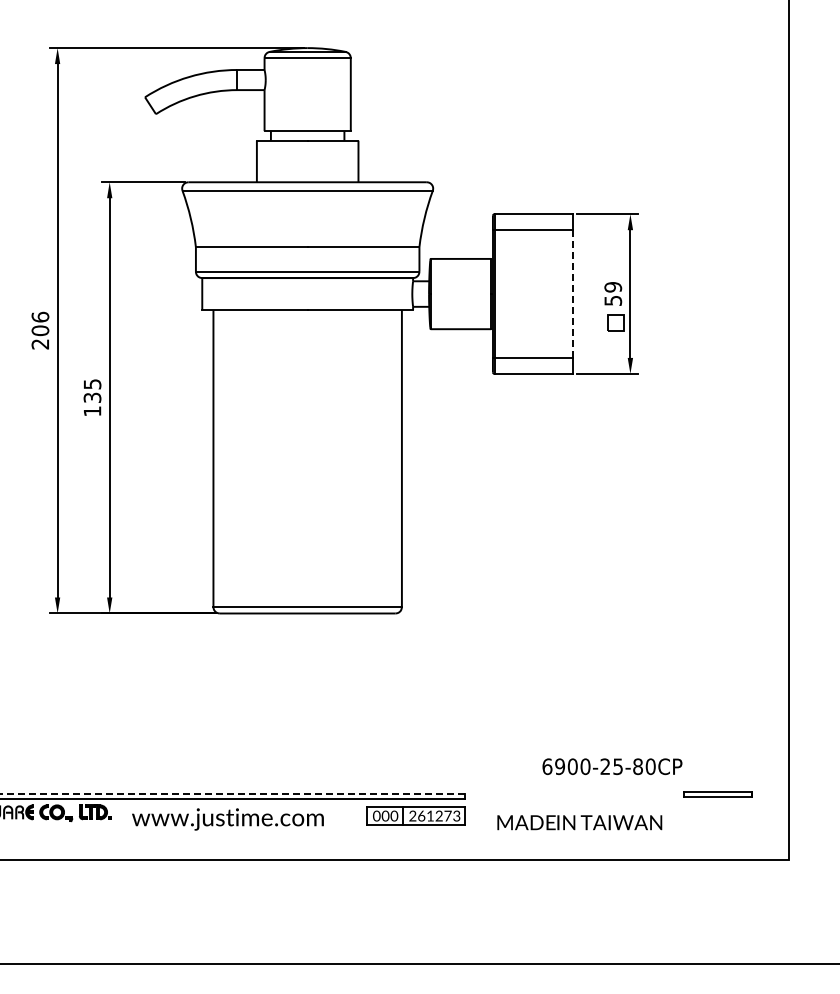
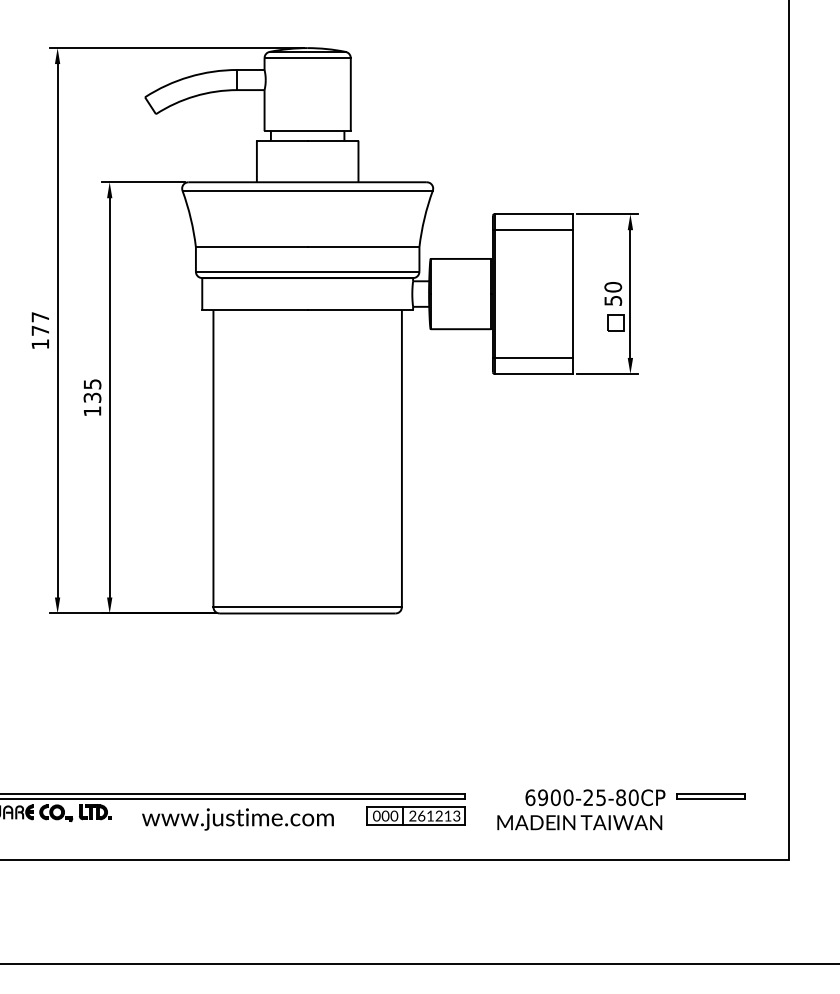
text: 59 -> 50 (613, 287)
line: dashed -> solid (572, 294)
text: 206 -> 177 (40, 330)
text position: (612, 766) -> (595, 797) (595, 797)
line: dashed -> solid (232, 794)
part position: (717, 794) -> (710, 796) (710, 796)
text: 261273 -> 261213 (447, 815)
text position: (227, 819) -> (237, 819) (237, 819)
